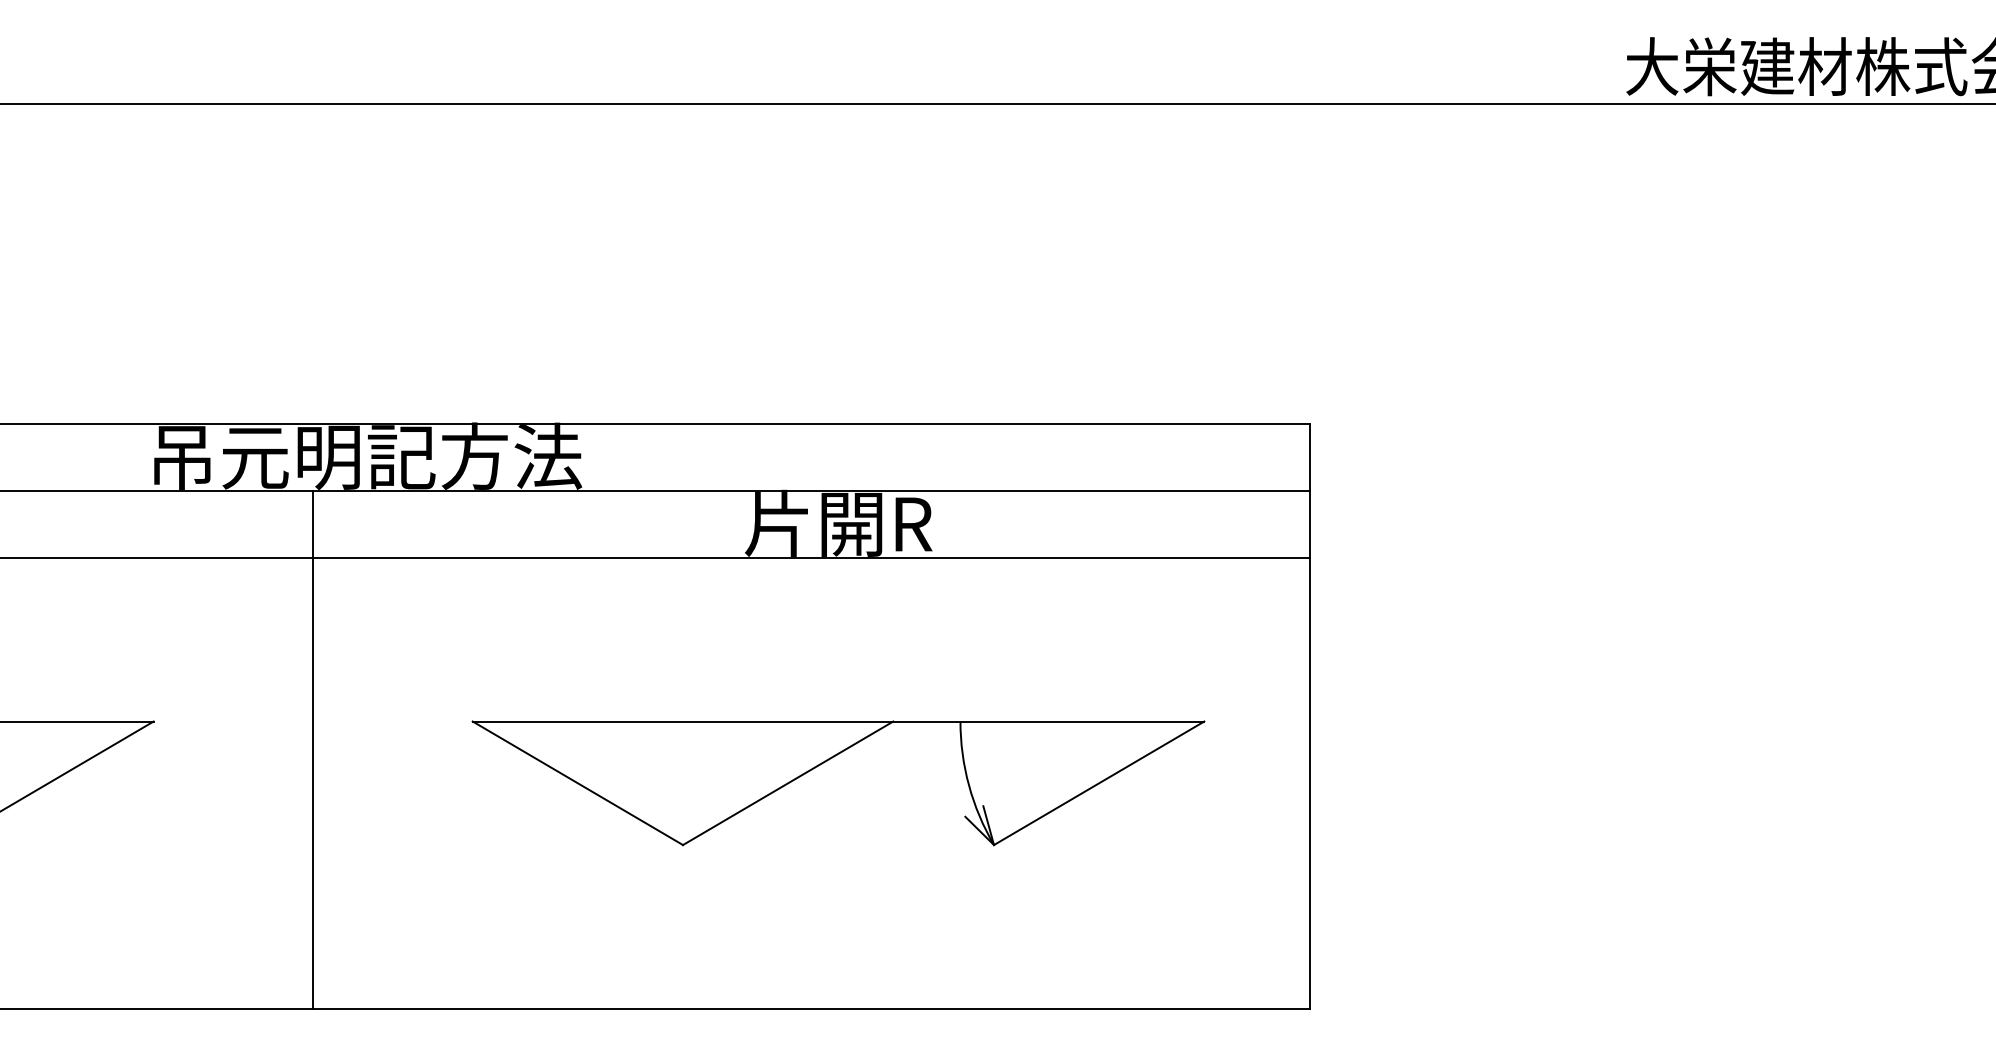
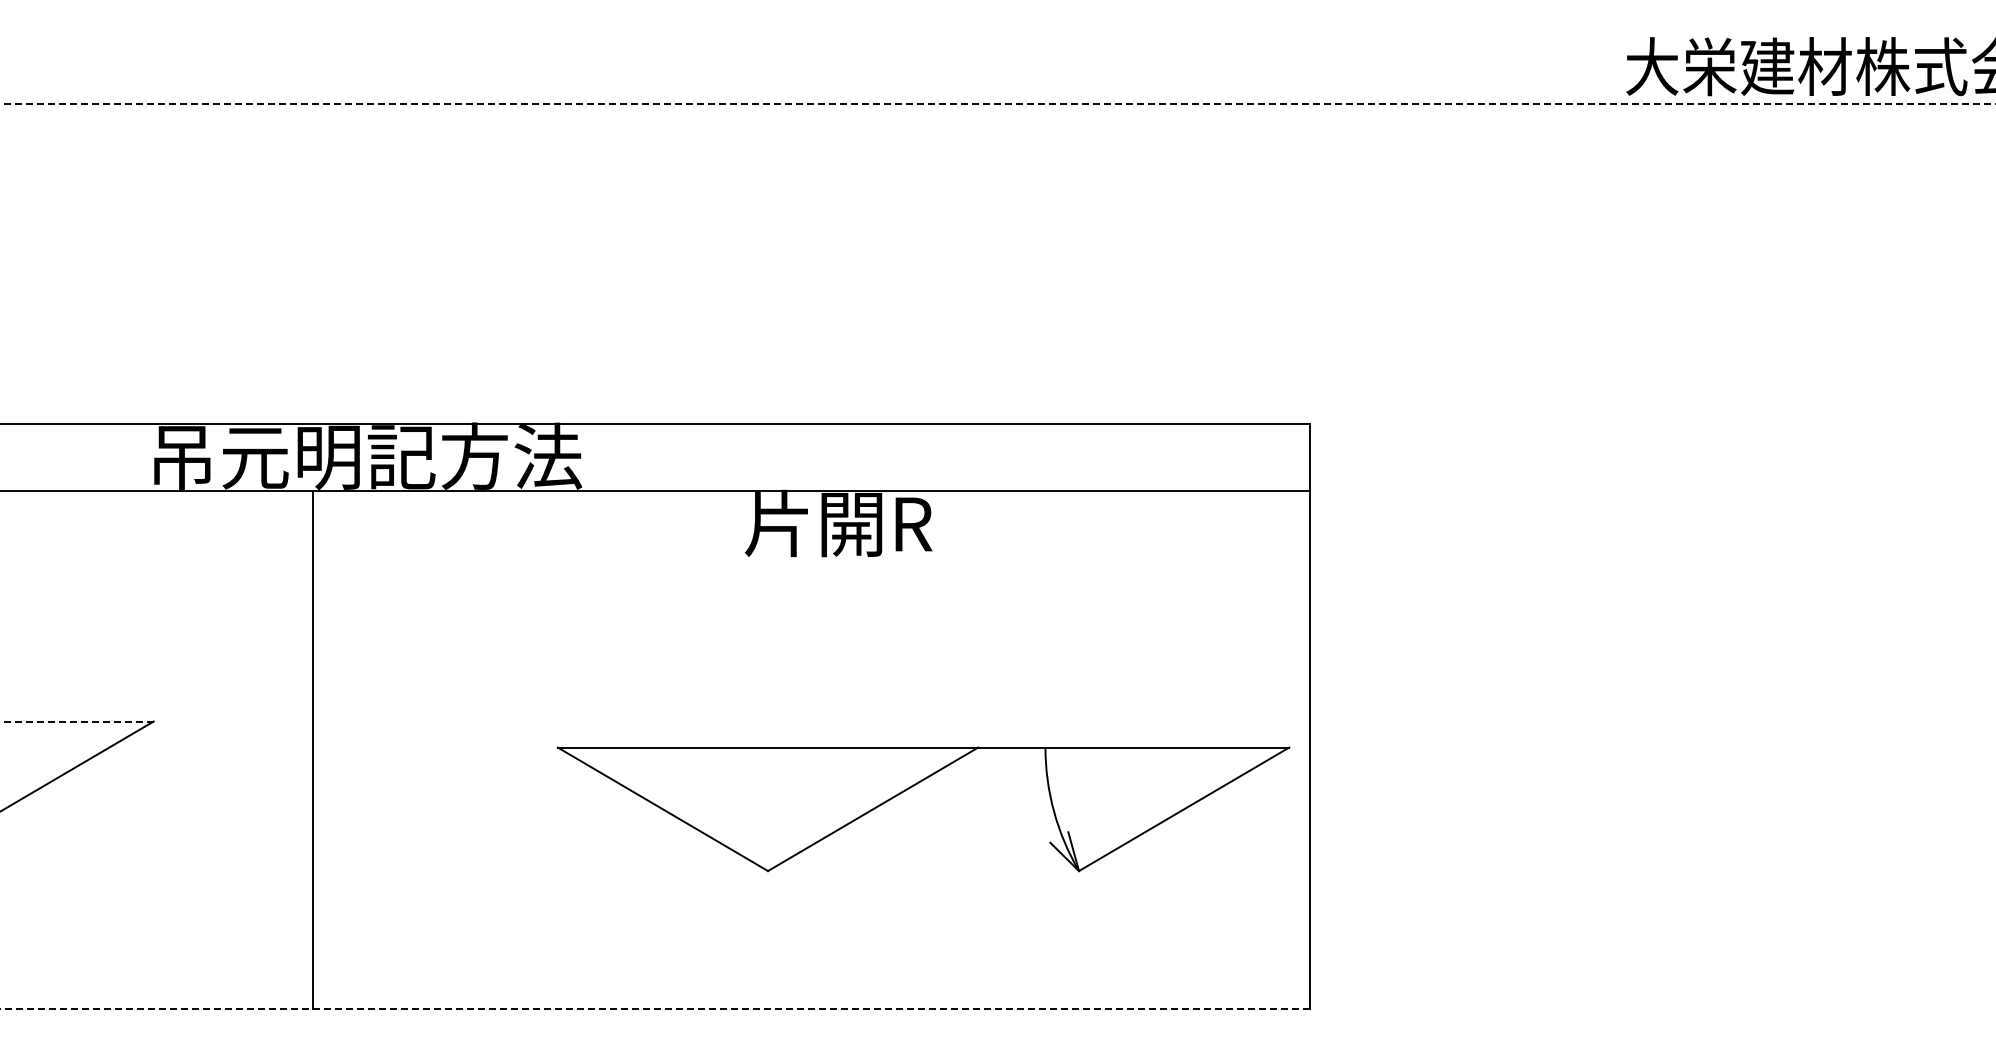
line: solid -> dashed (998, 104)
line: present -> none (656, 558)
line: solid -> dashed (76, 721)
part position: (827, 761) -> (912, 787) (912, 787)
line: solid -> dashed (655, 1008)
